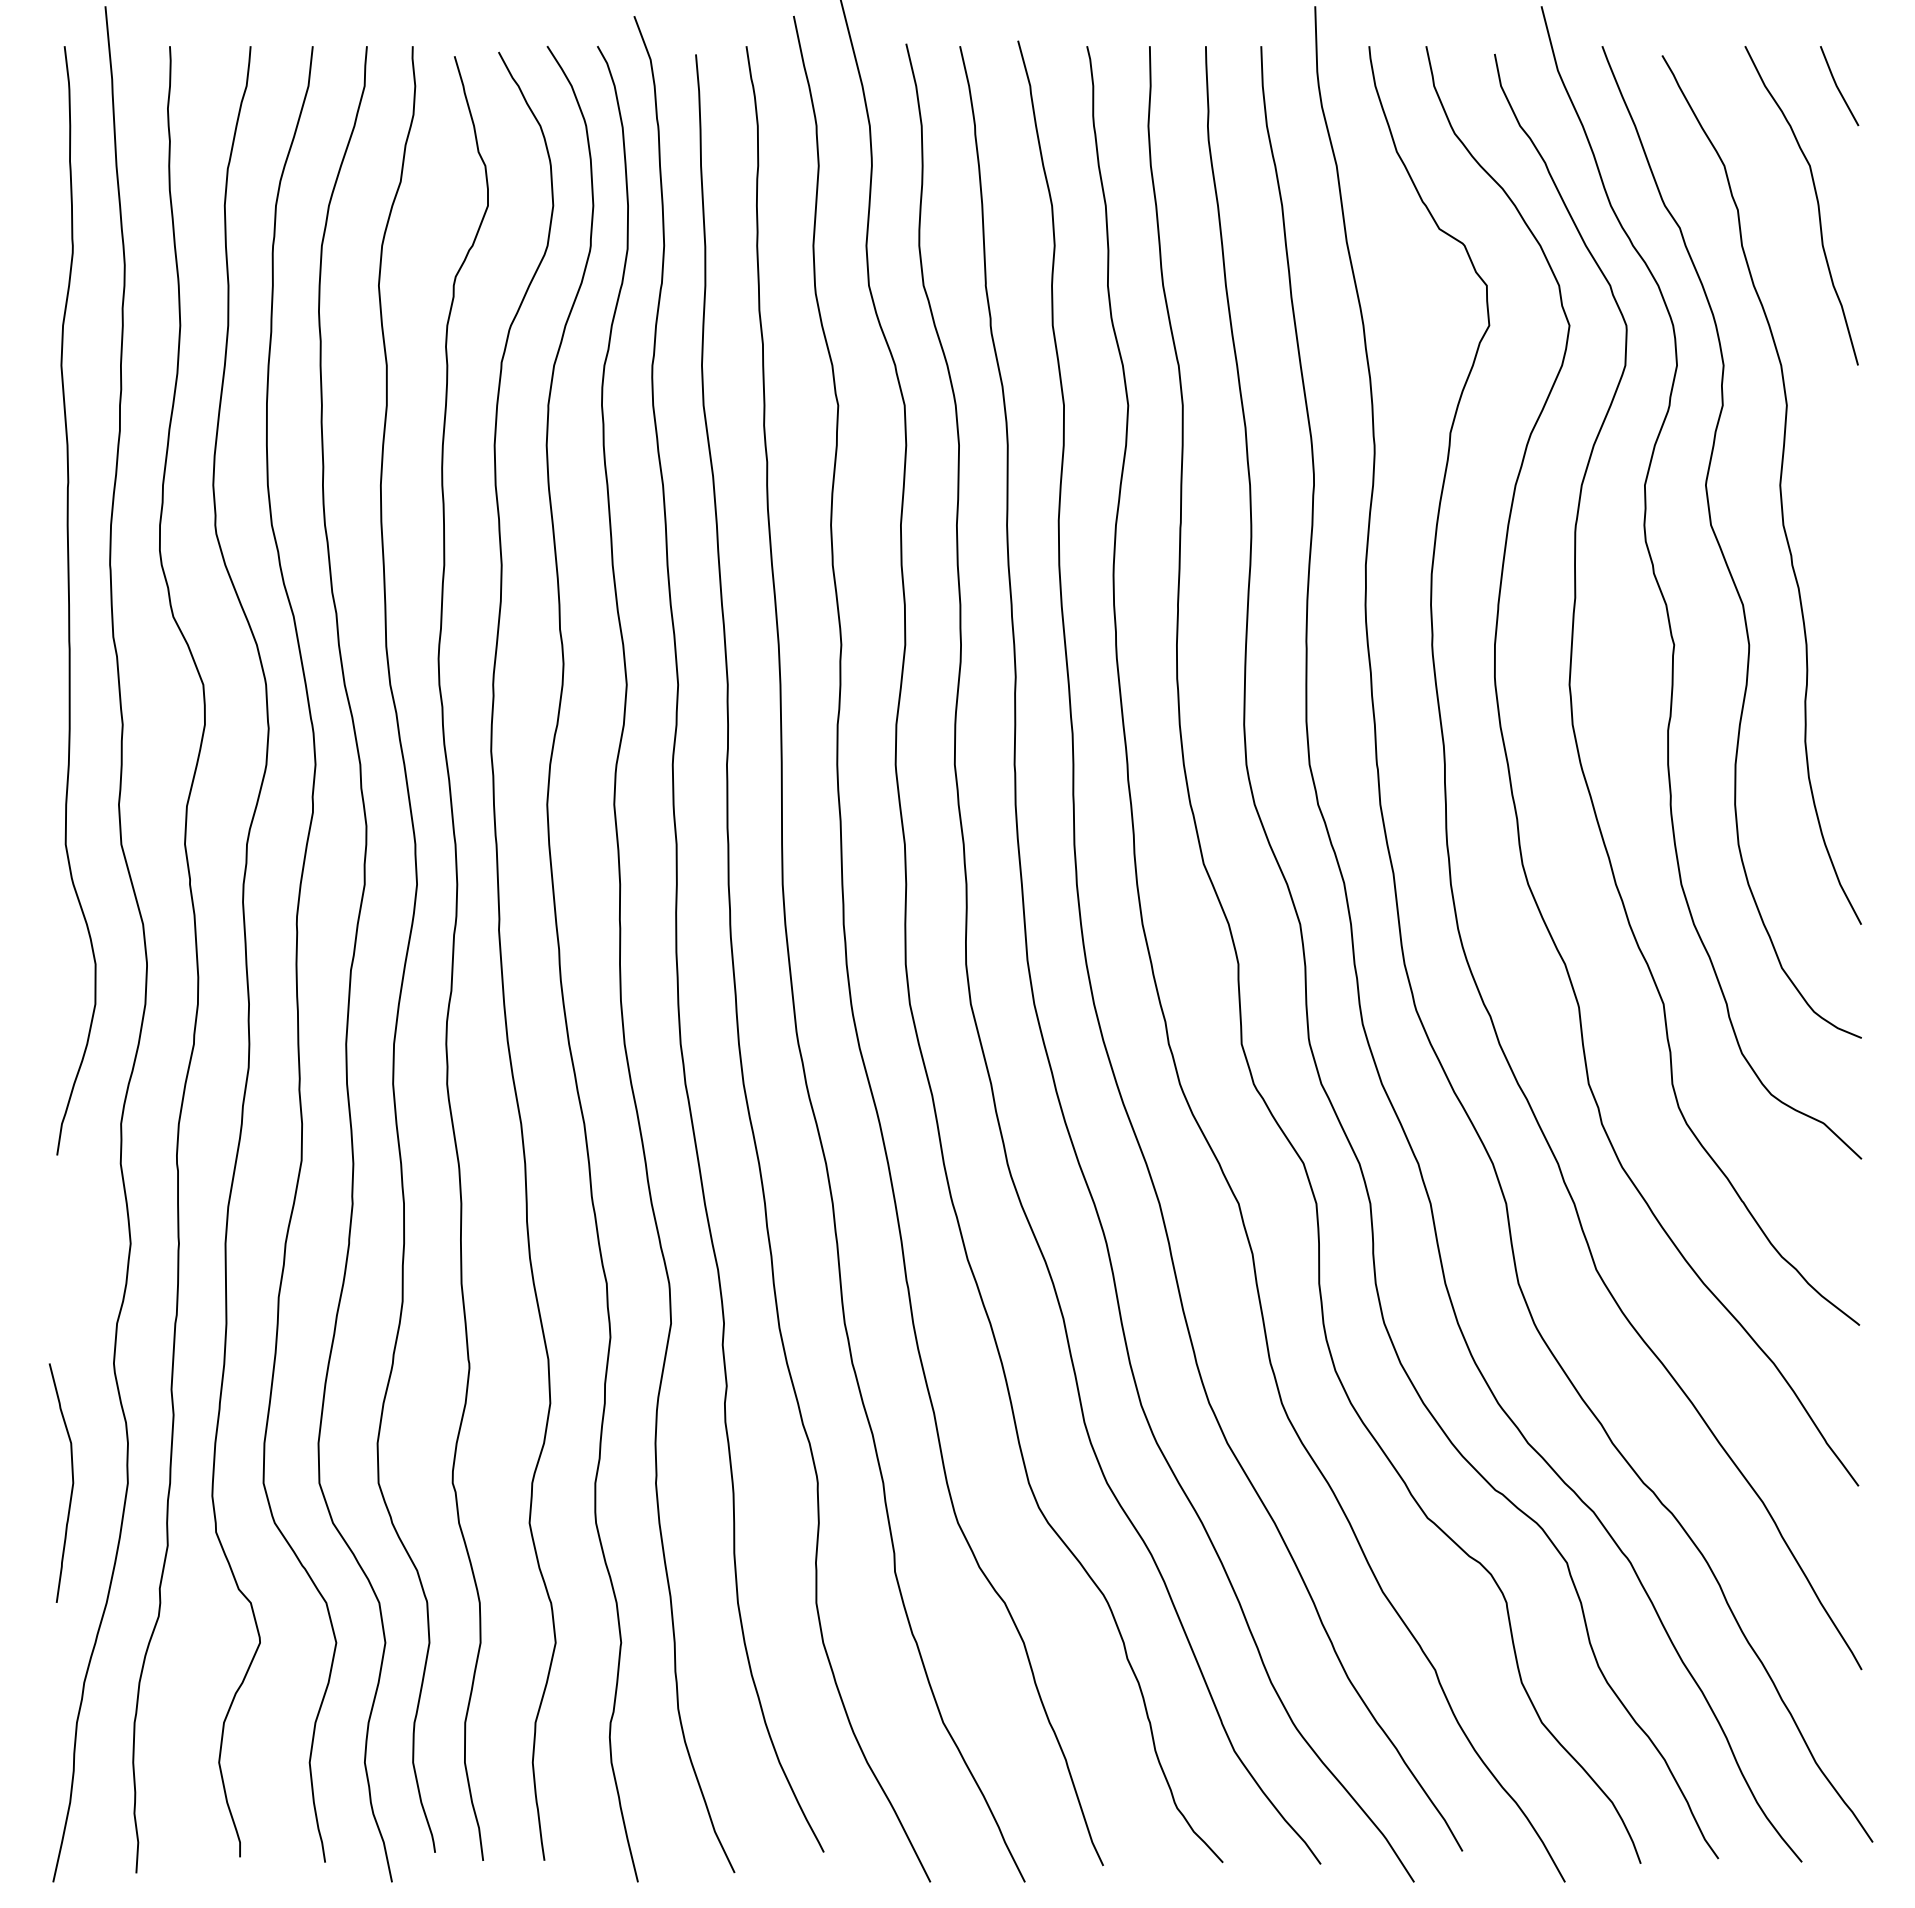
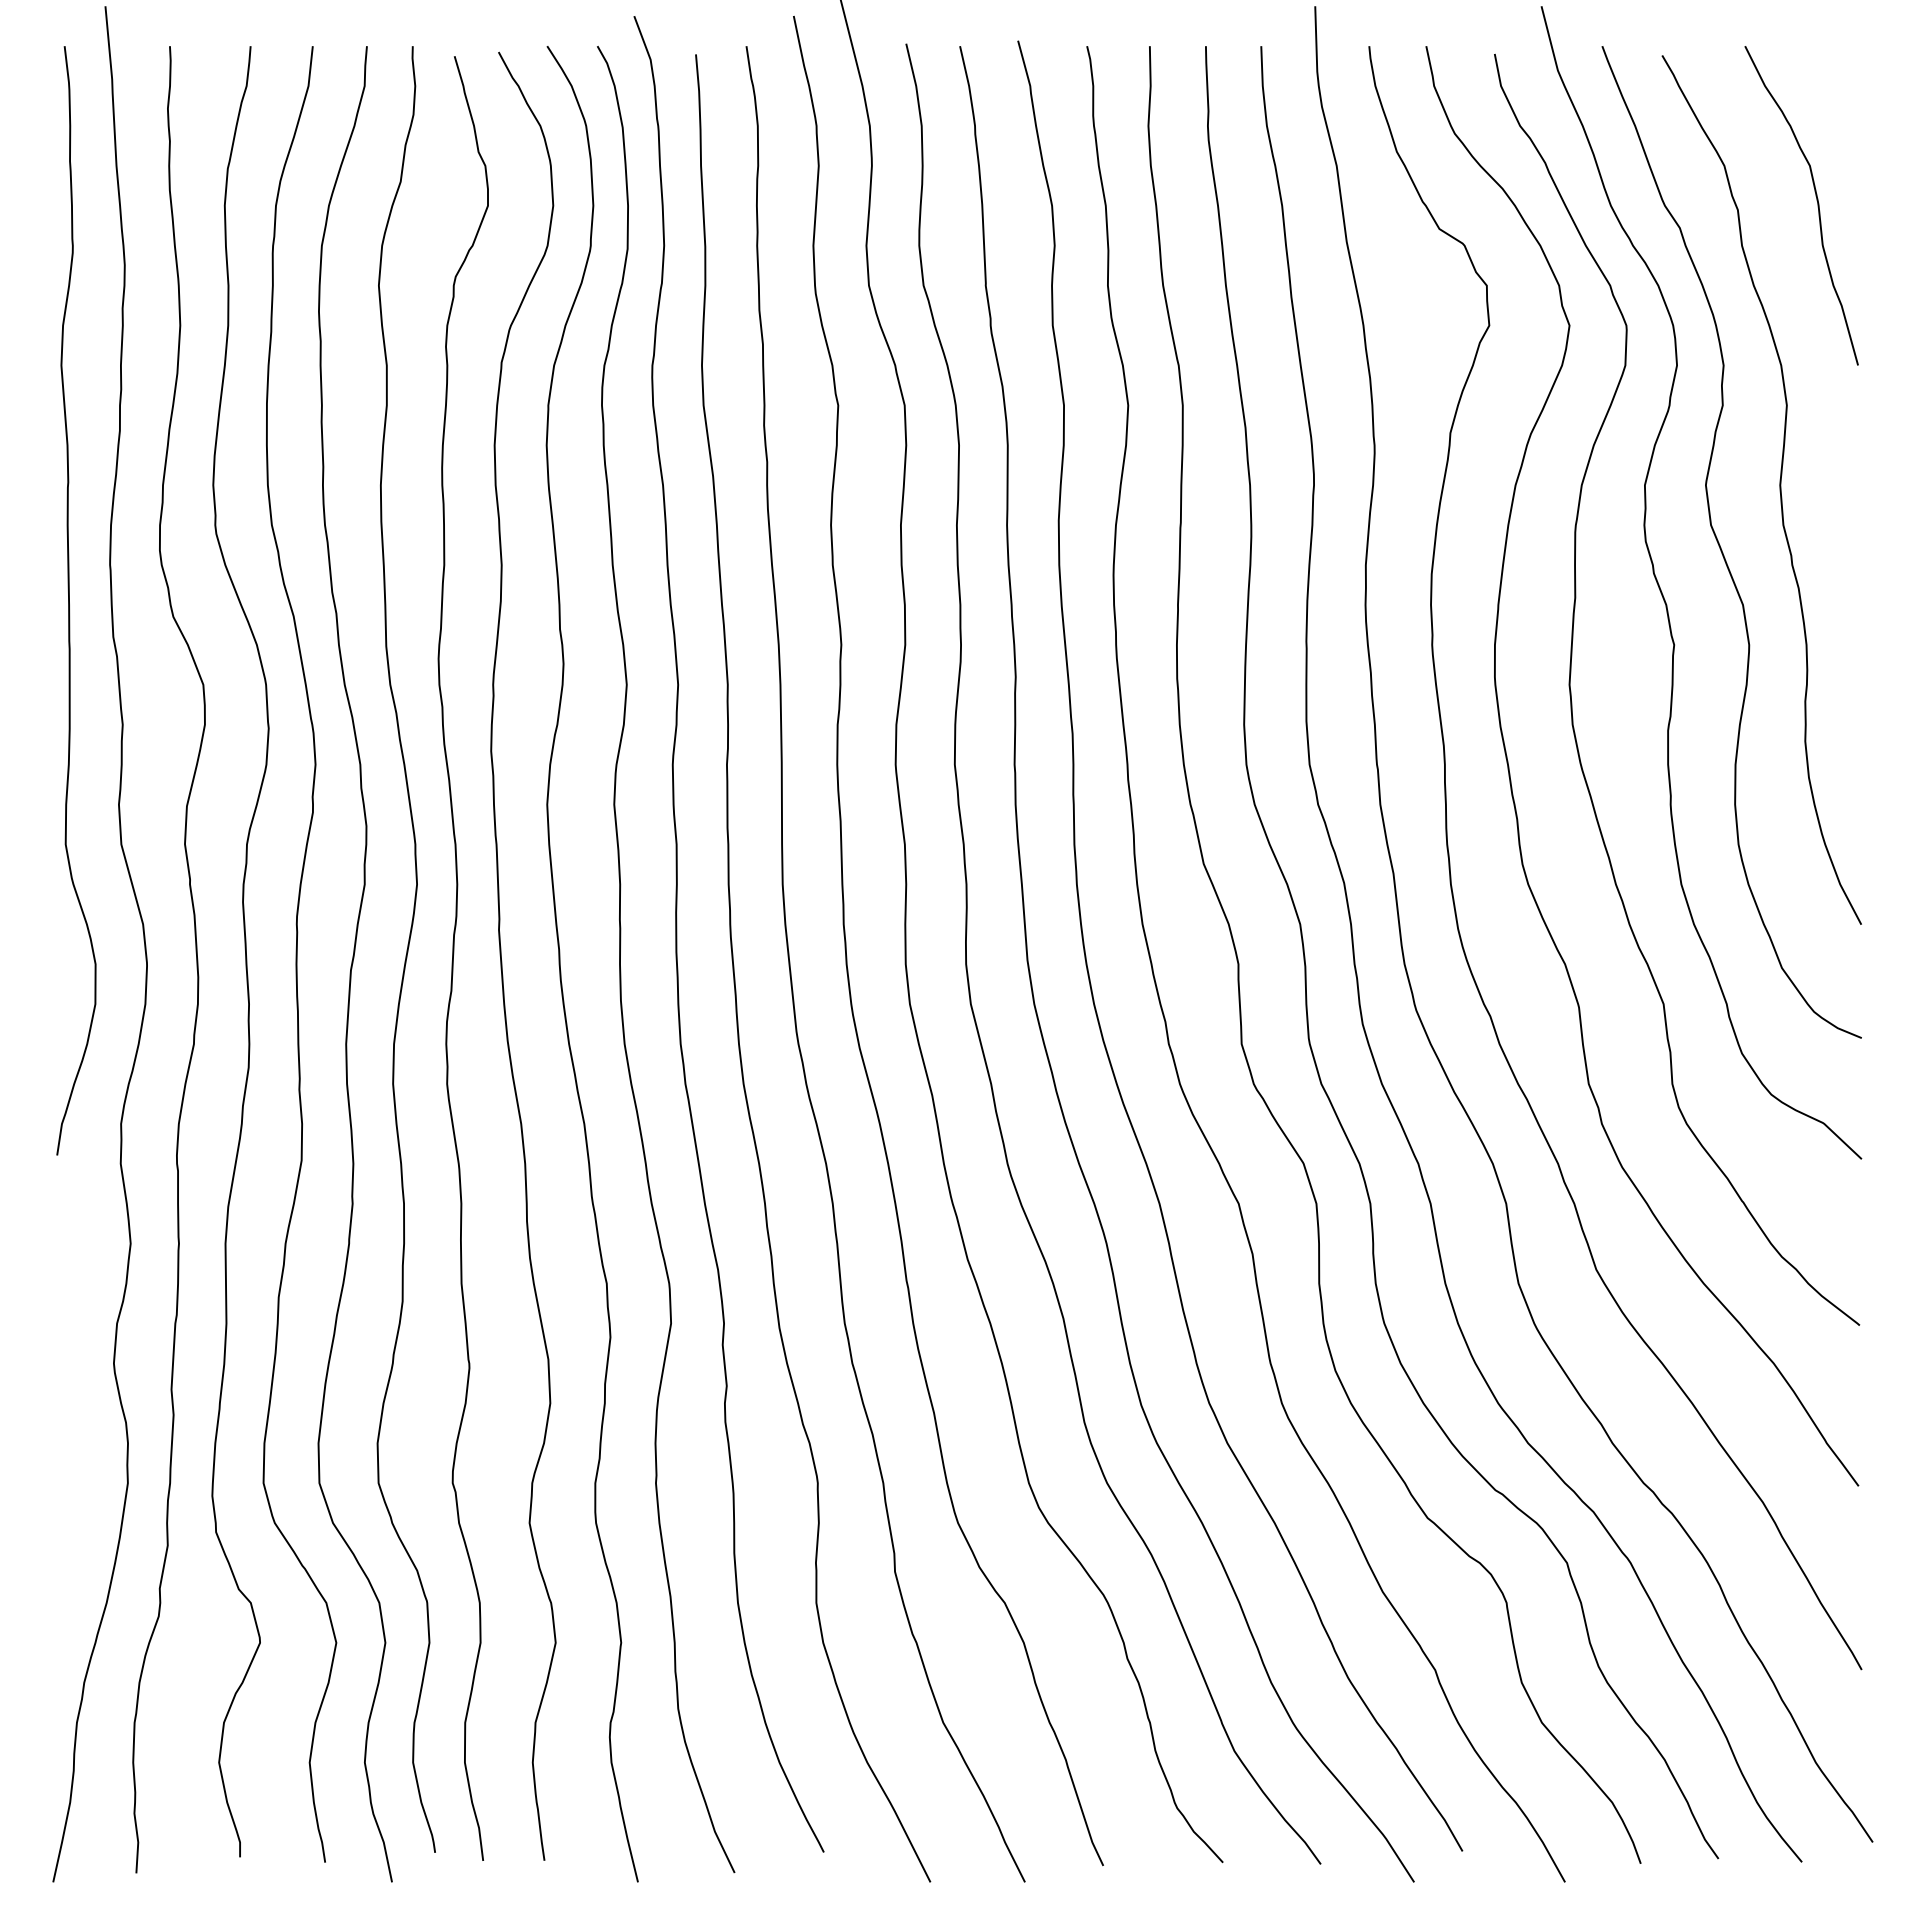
line: present -> none (1838, 87)
curve: present -> none (71, 1486)
